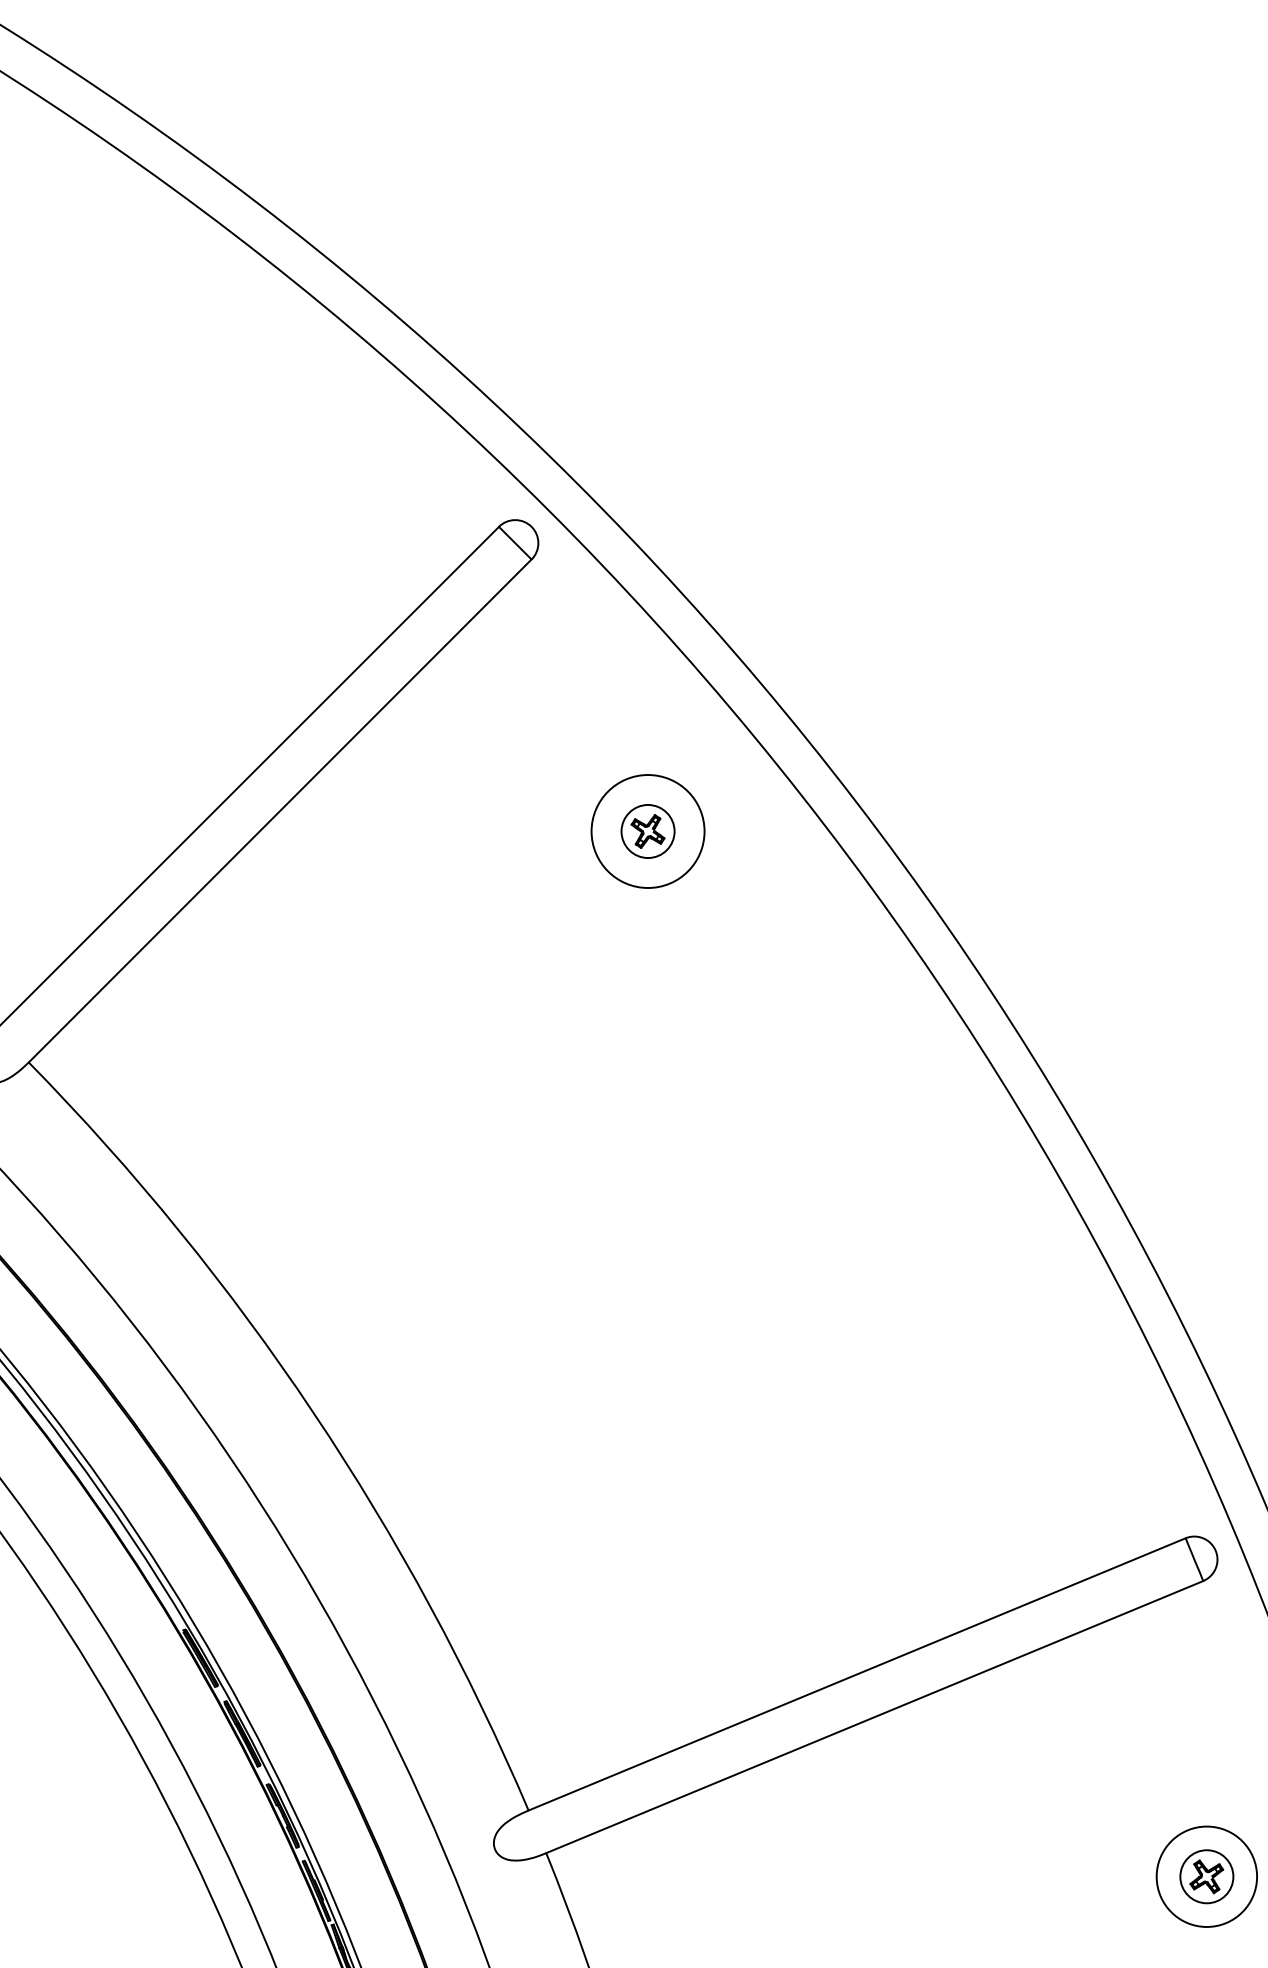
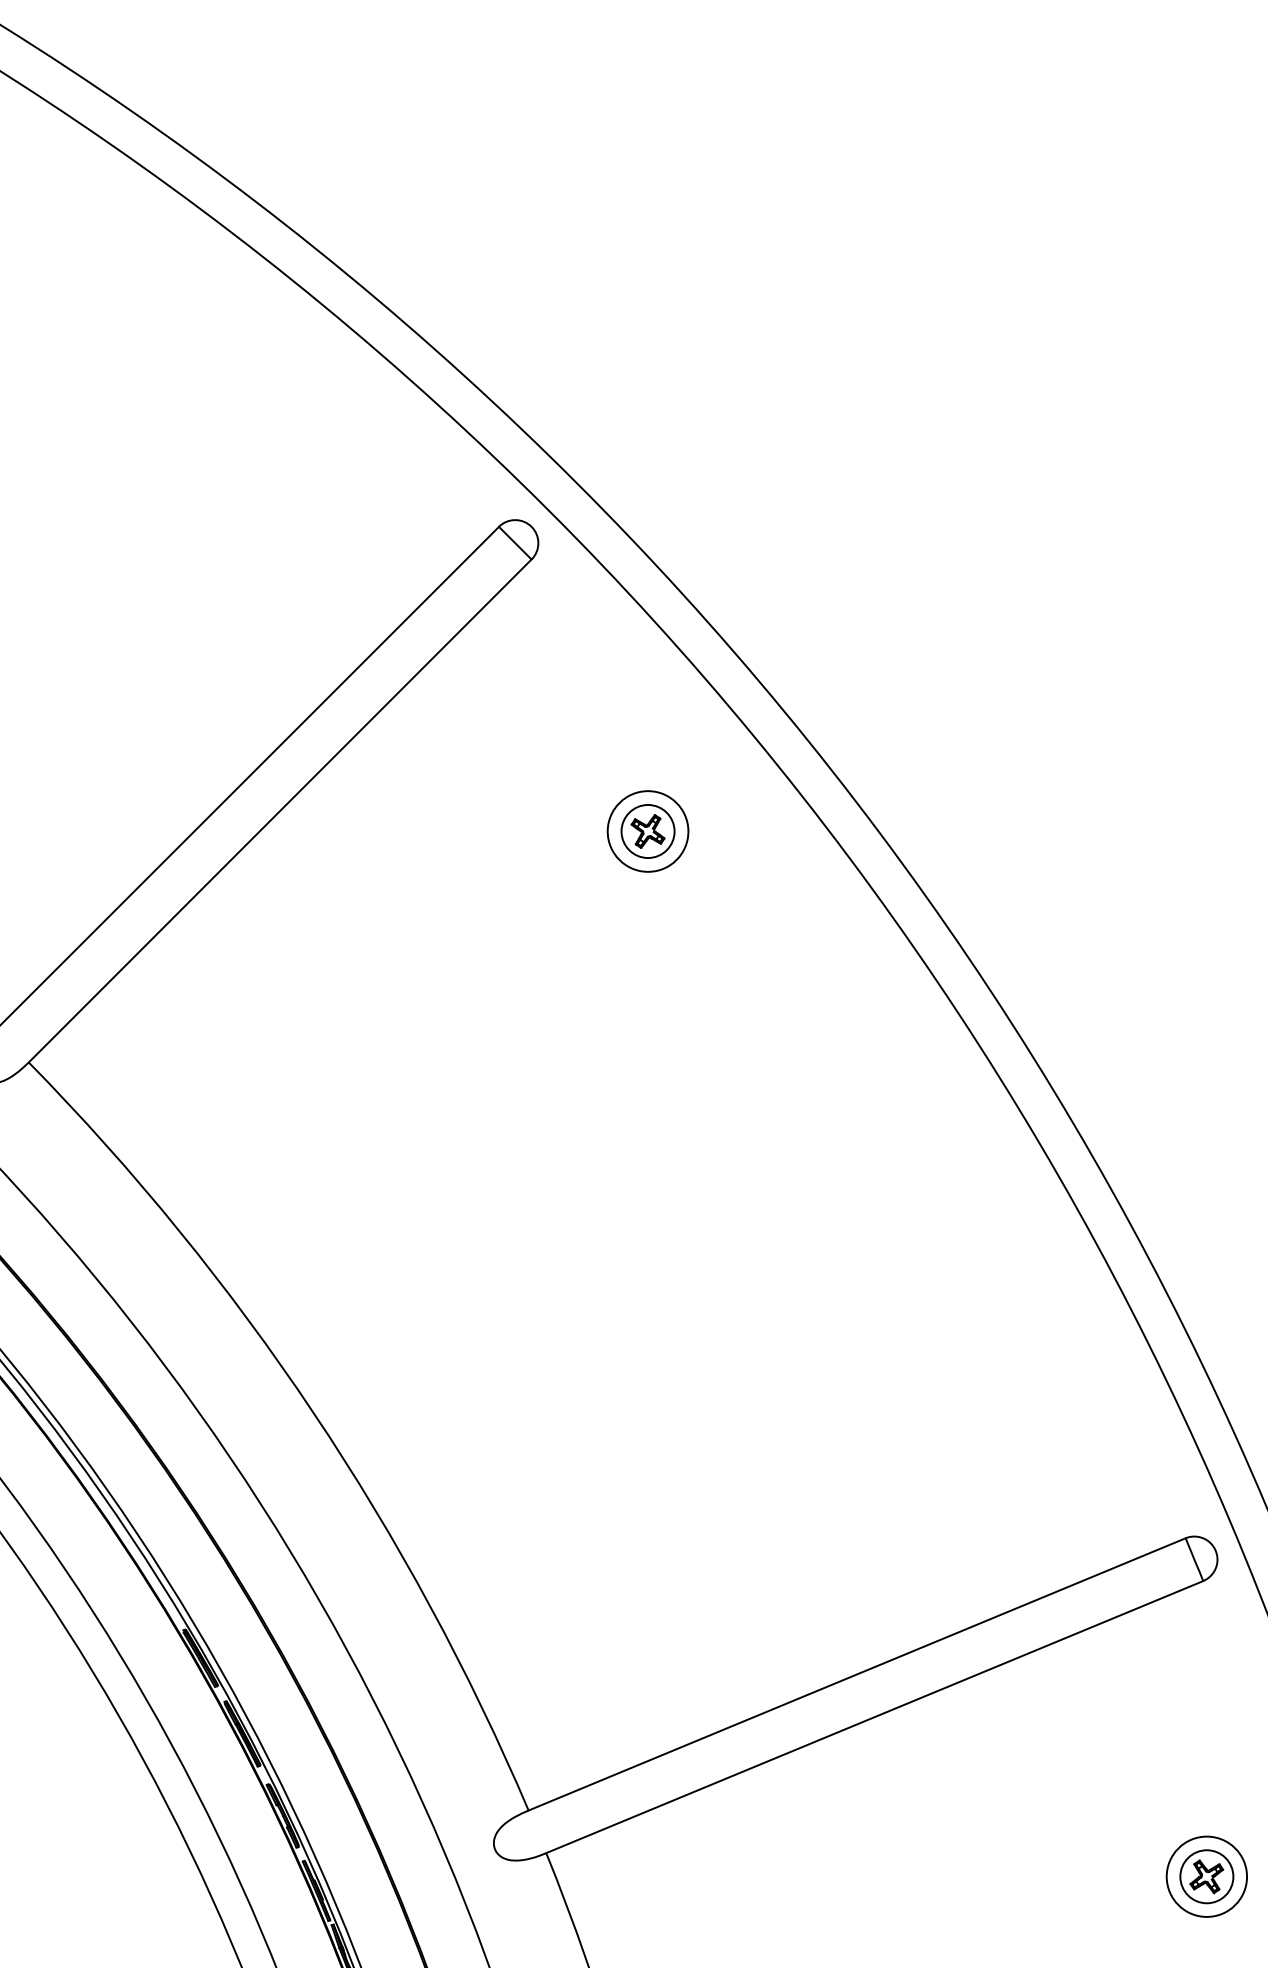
circle diameter: 113 px -> 81 px (647, 831)
circle diameter: 100 px -> 80 px (1206, 1876)
